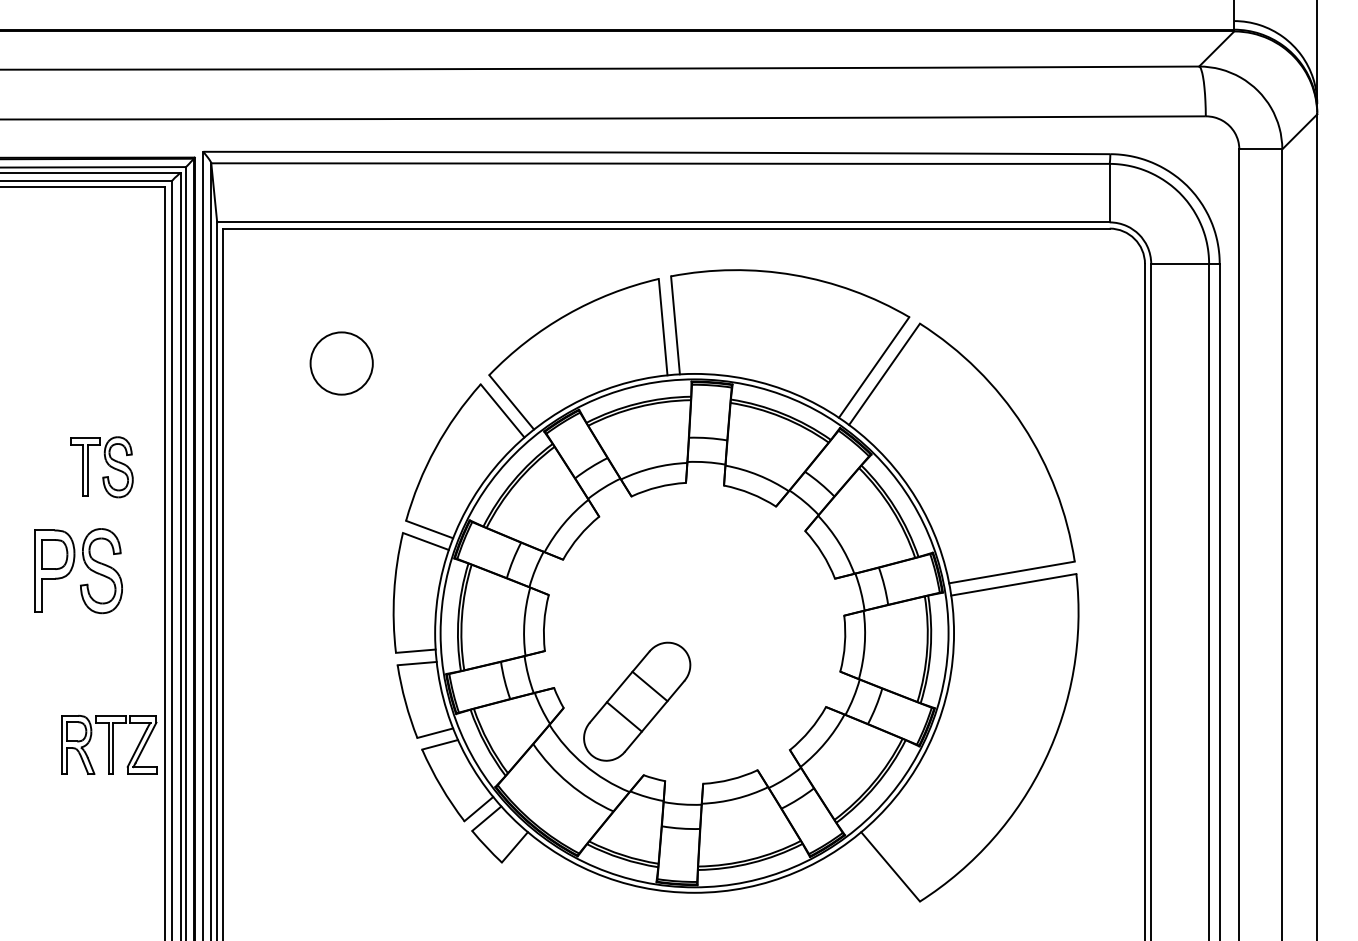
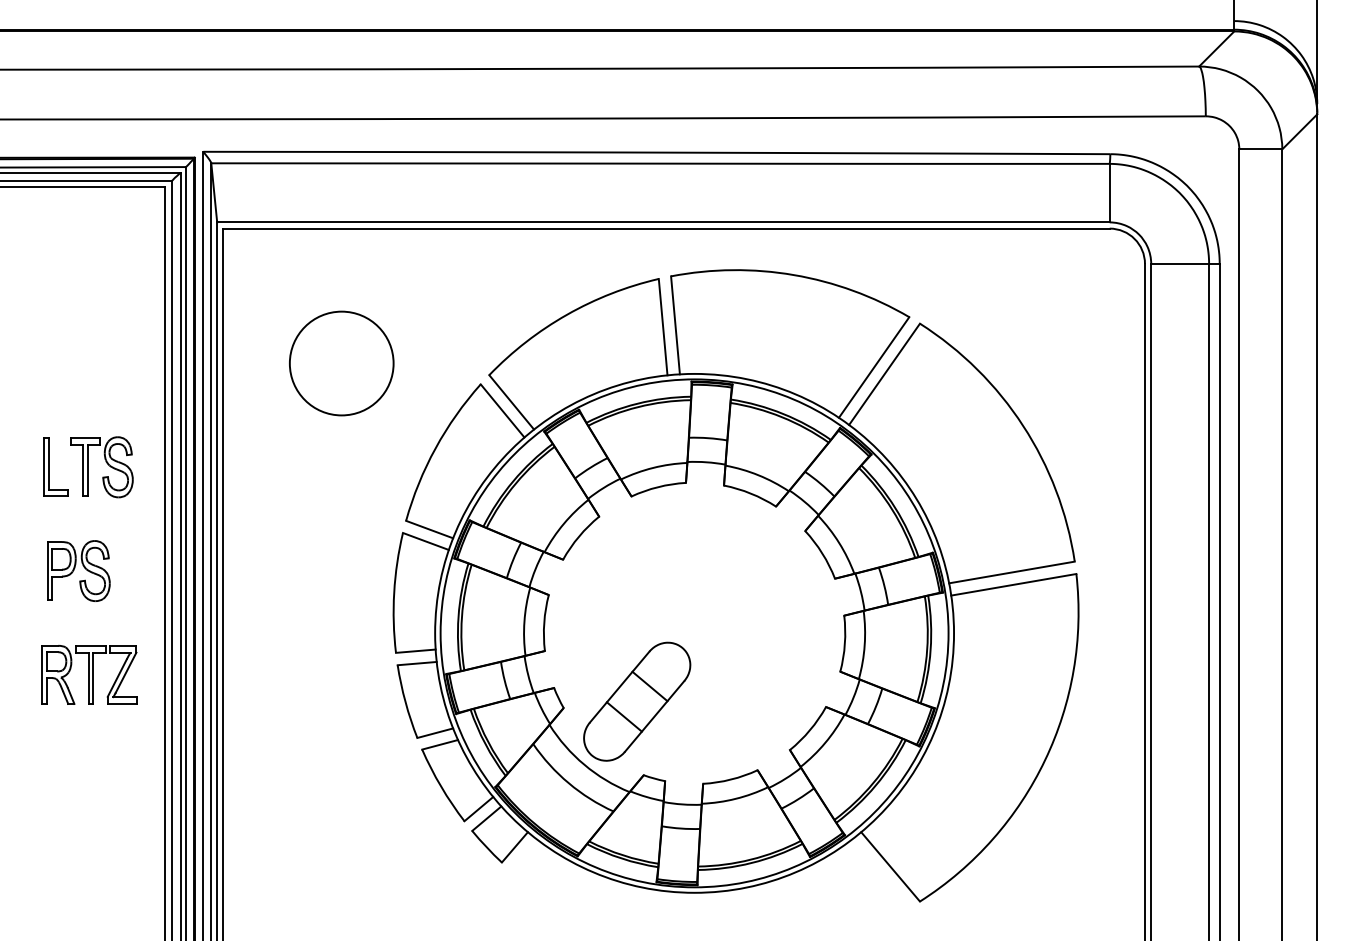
circle diameter: 62 px -> 104 px (341, 363)
part: none -> present (55, 466)
part size: 89x87 px -> 64x62 px (78, 570)
part position: (109, 744) -> (89, 674) (89, 674)
